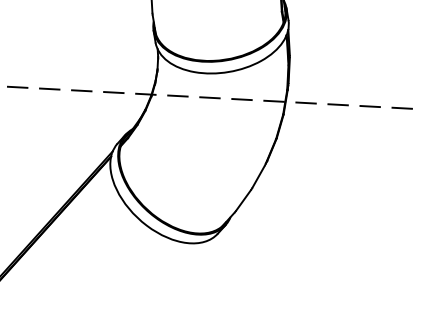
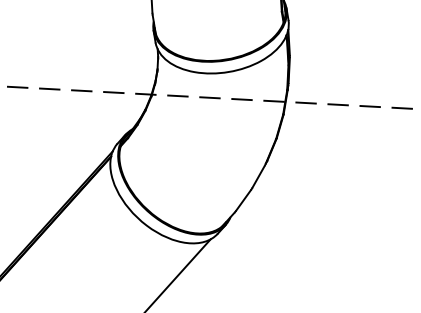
line: none -> present (178, 274)
